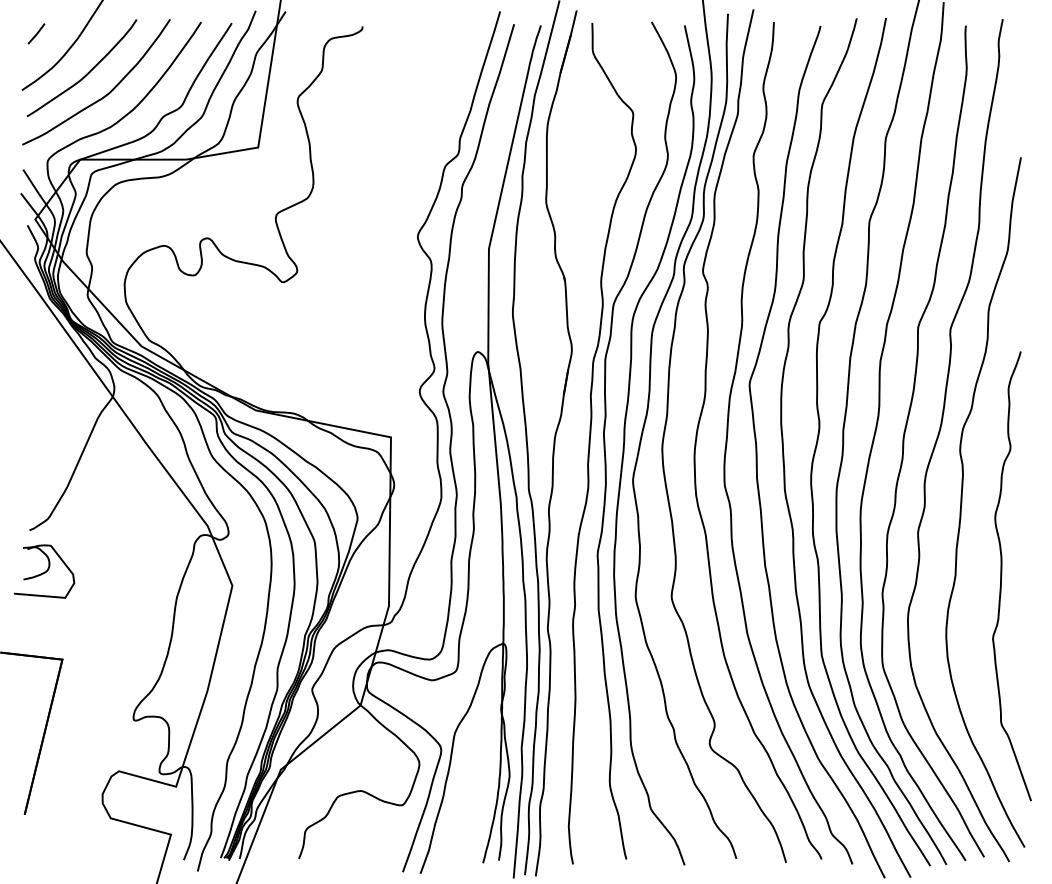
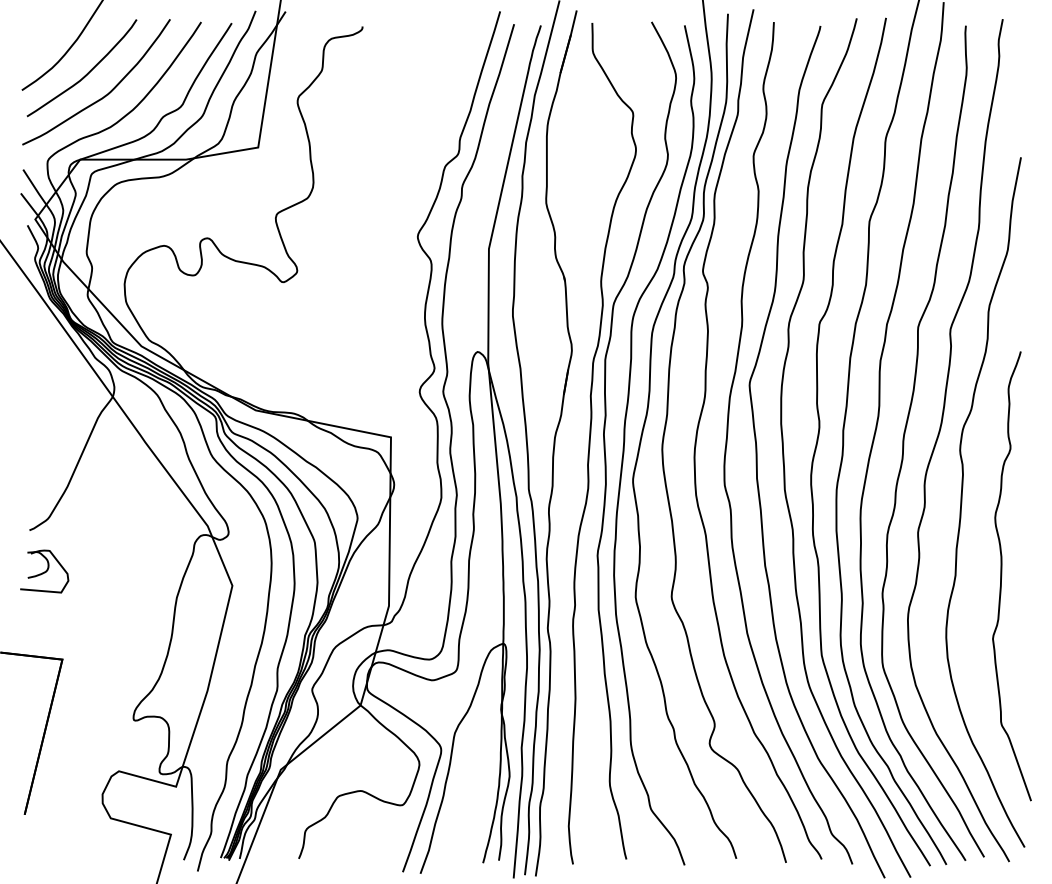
line: present -> none (36, 33)
part size: 62x55 px -> 50x45 px (44, 571)
